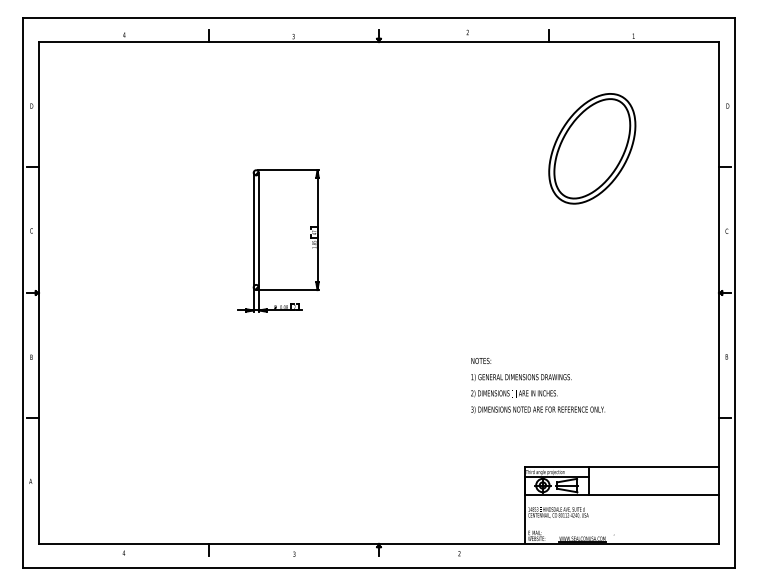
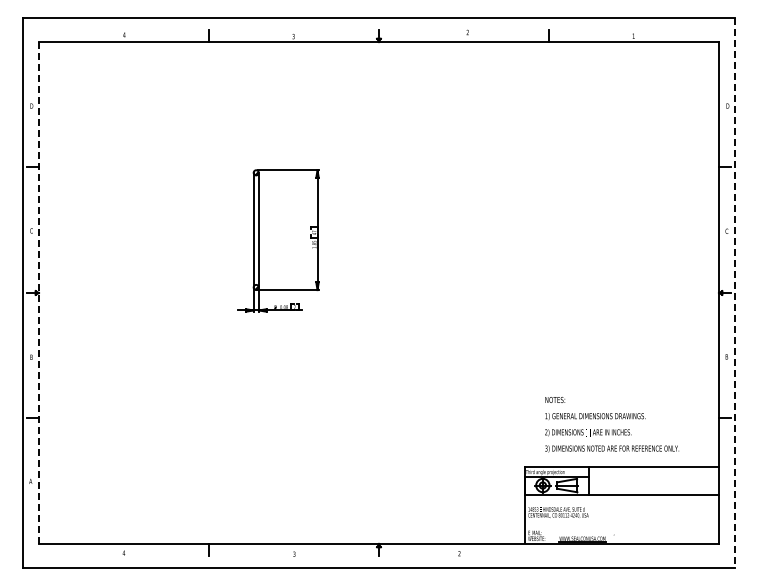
part: present -> none (592, 148)
line: solid -> dashed (38, 293)
line: solid -> dashed (735, 293)
text position: (537, 385) -> (611, 424) (611, 424)
